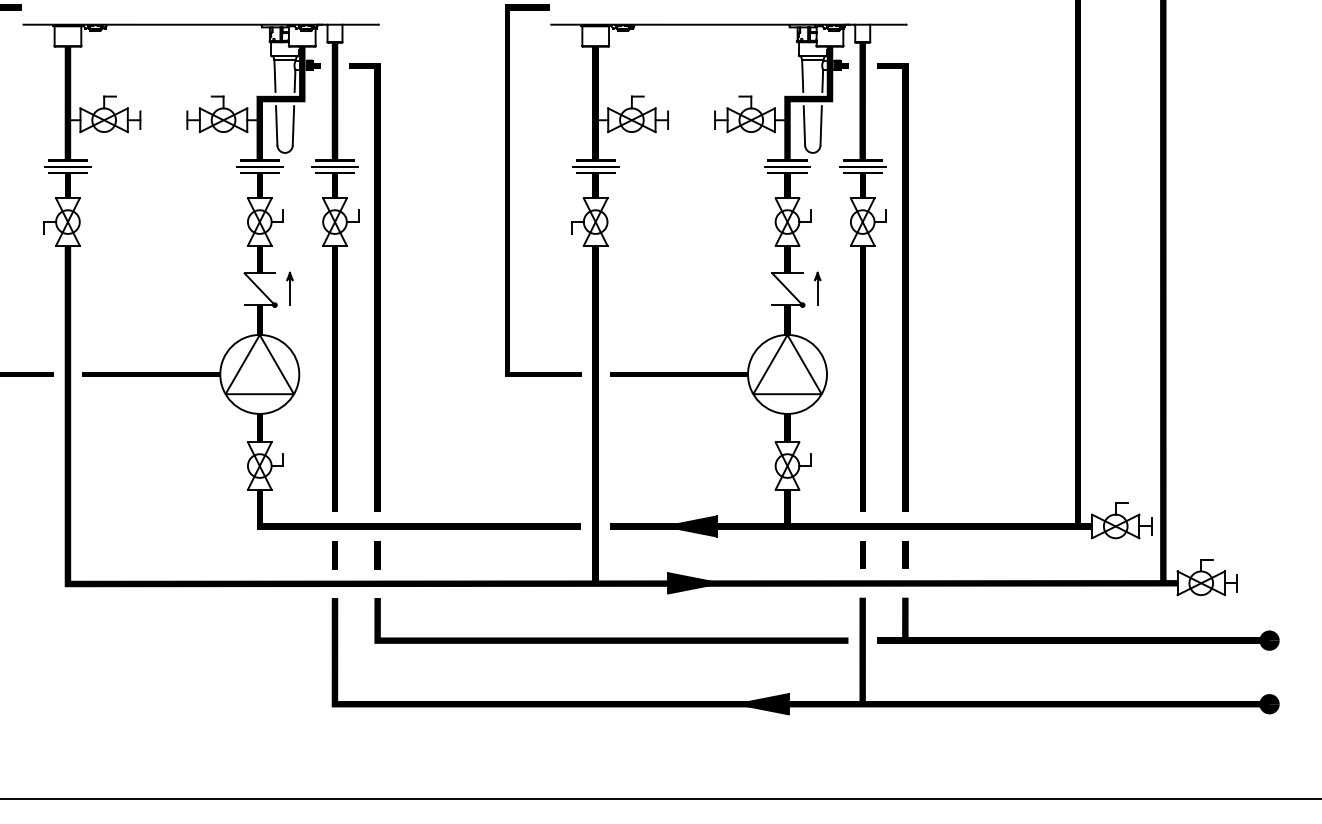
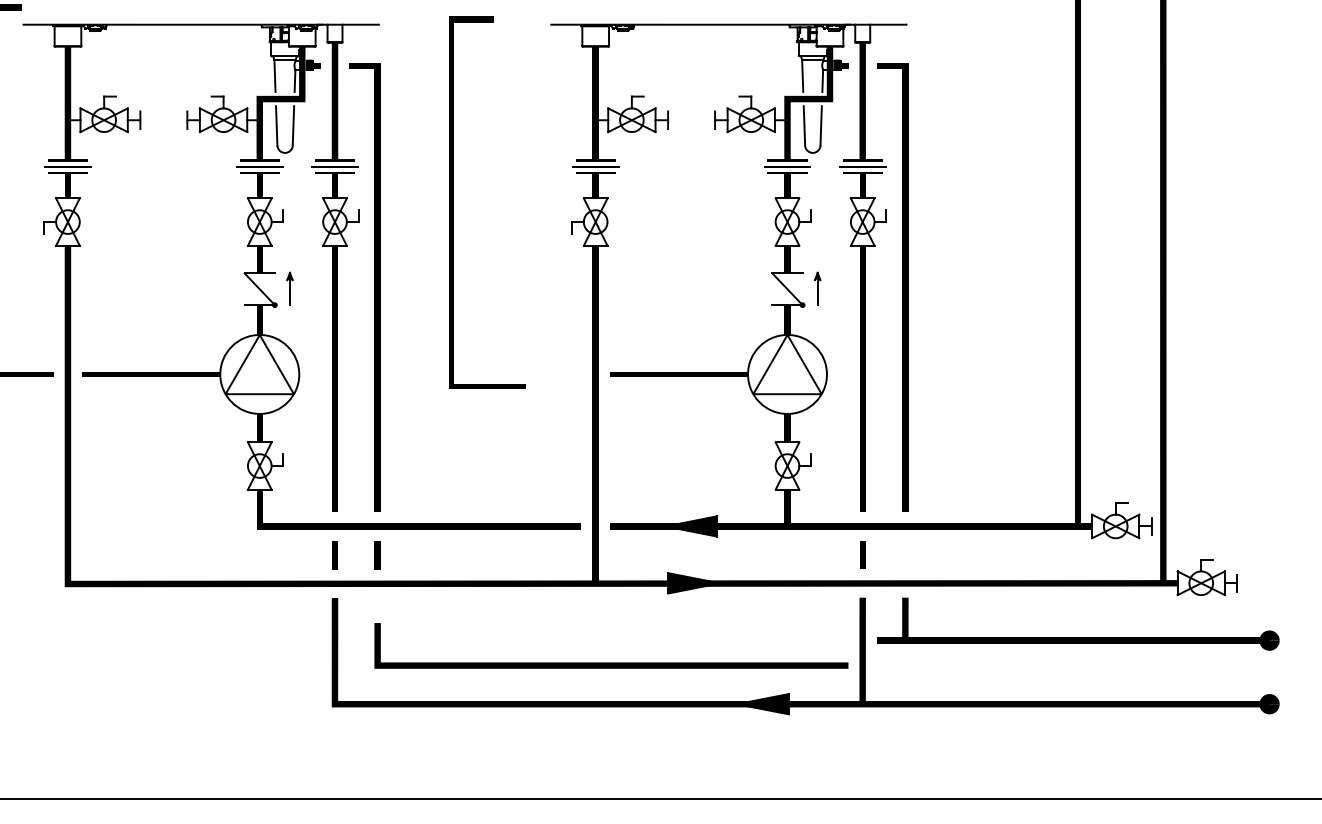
line position: (509, 190) -> (453, 202) (453, 202)
line: present -> none (905, 554)
line position: (611, 637) -> (611, 662) (611, 662)
